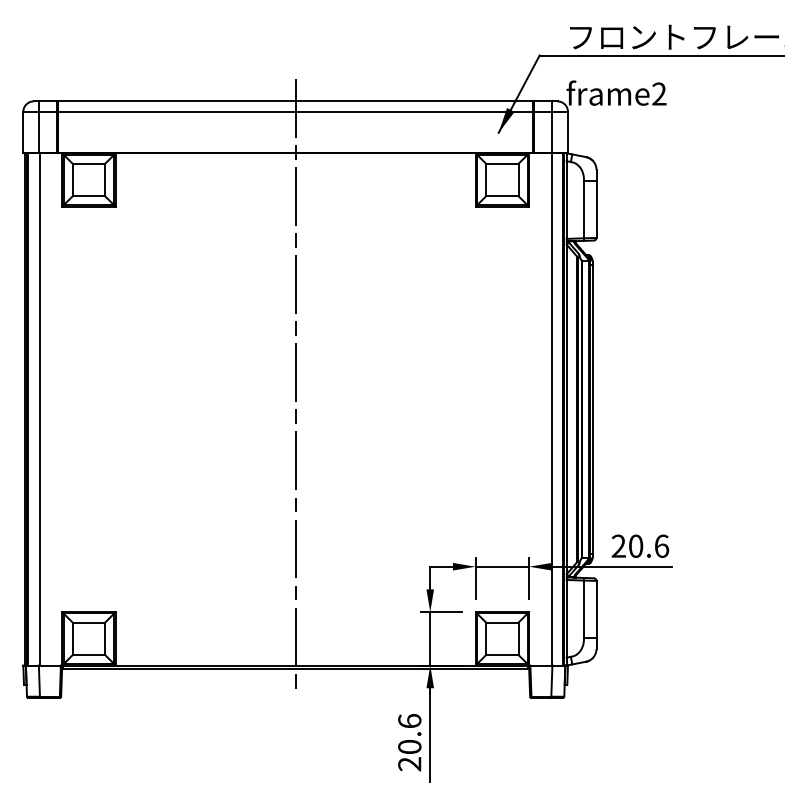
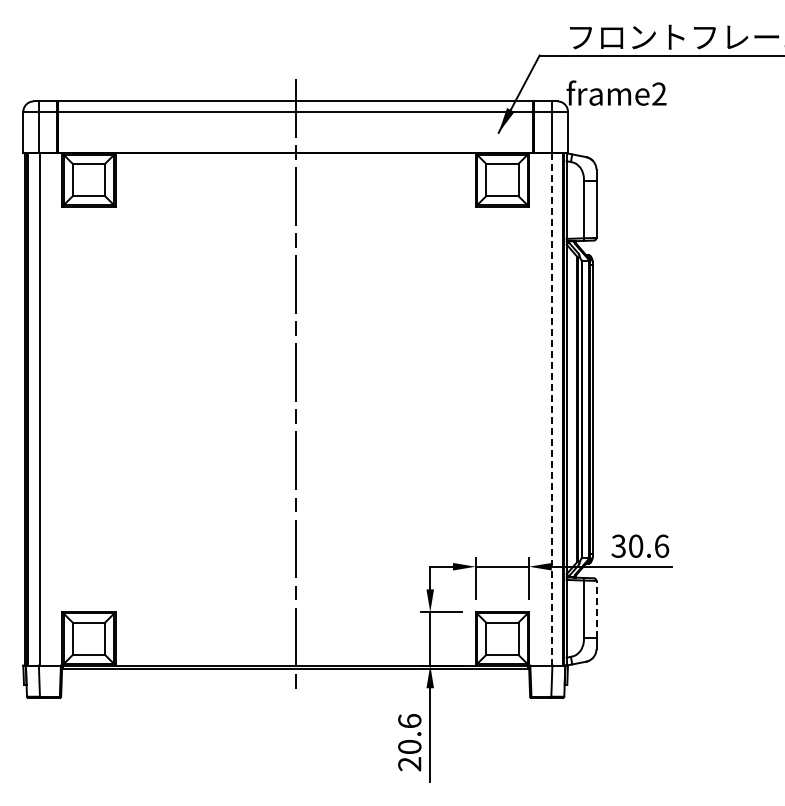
line: solid -> dashed (551, 409)
text: 20.6 -> 30.6 (618, 546)
line: solid -> dashed (596, 609)
